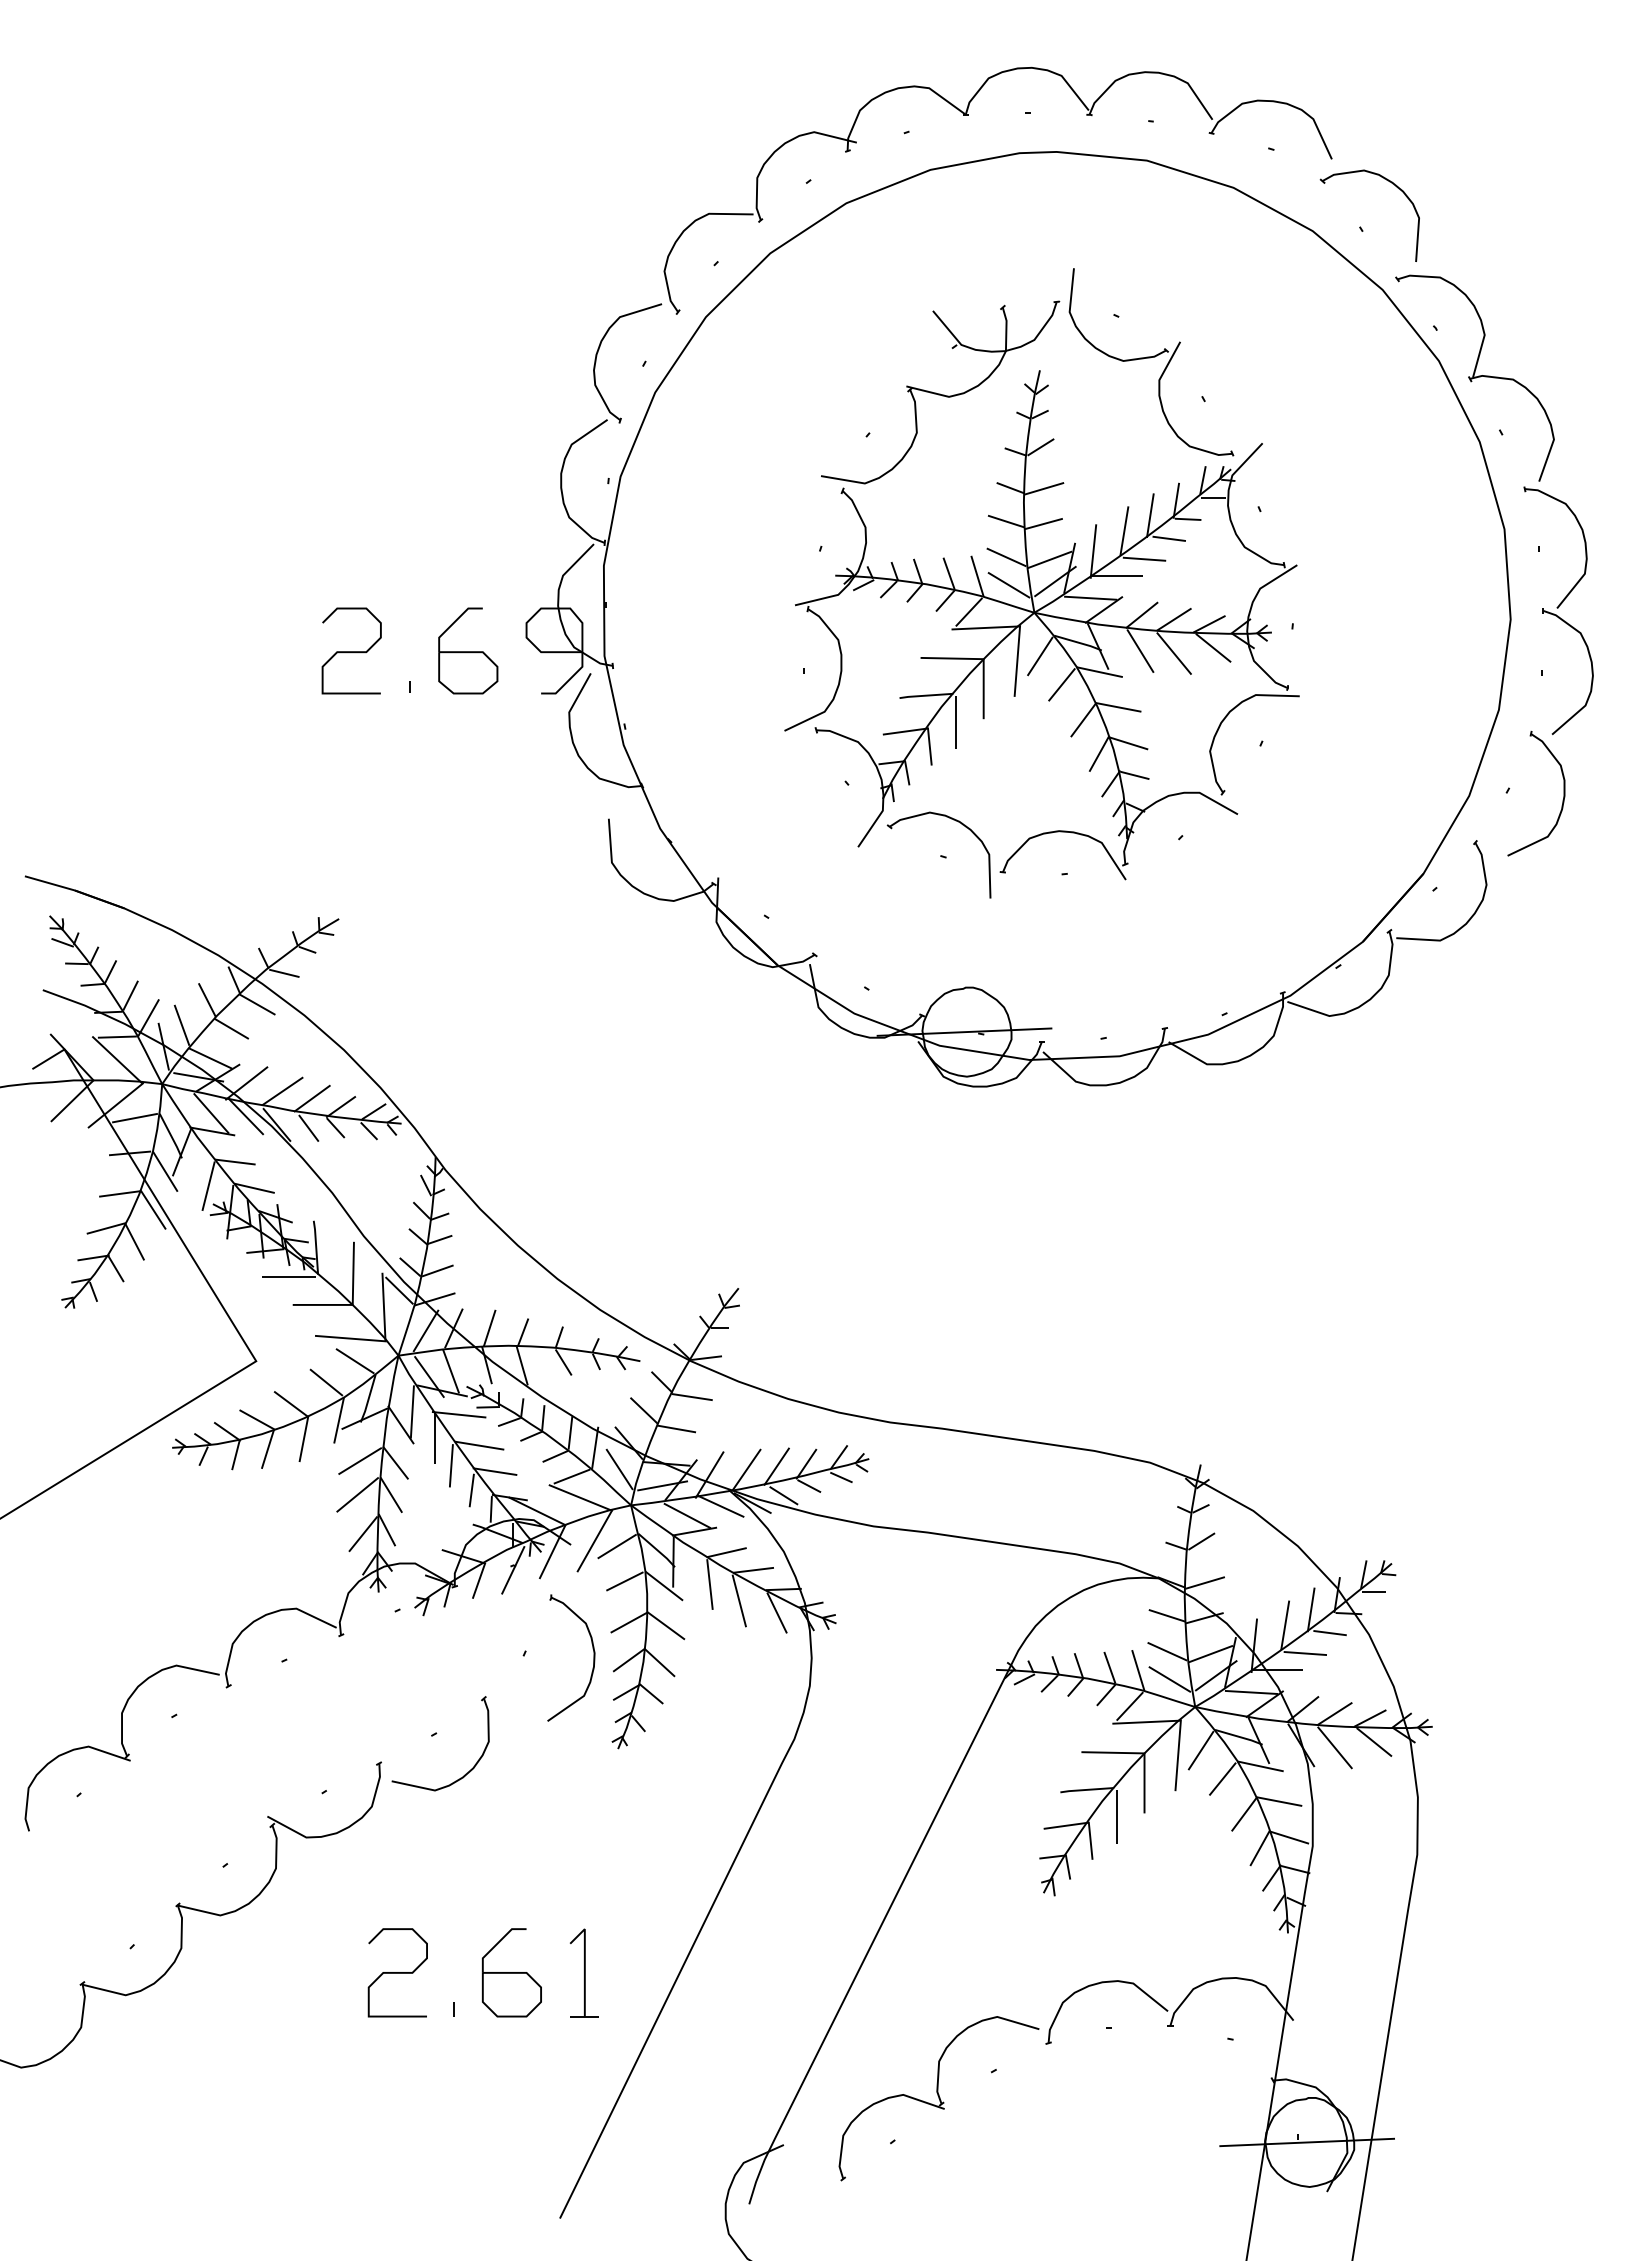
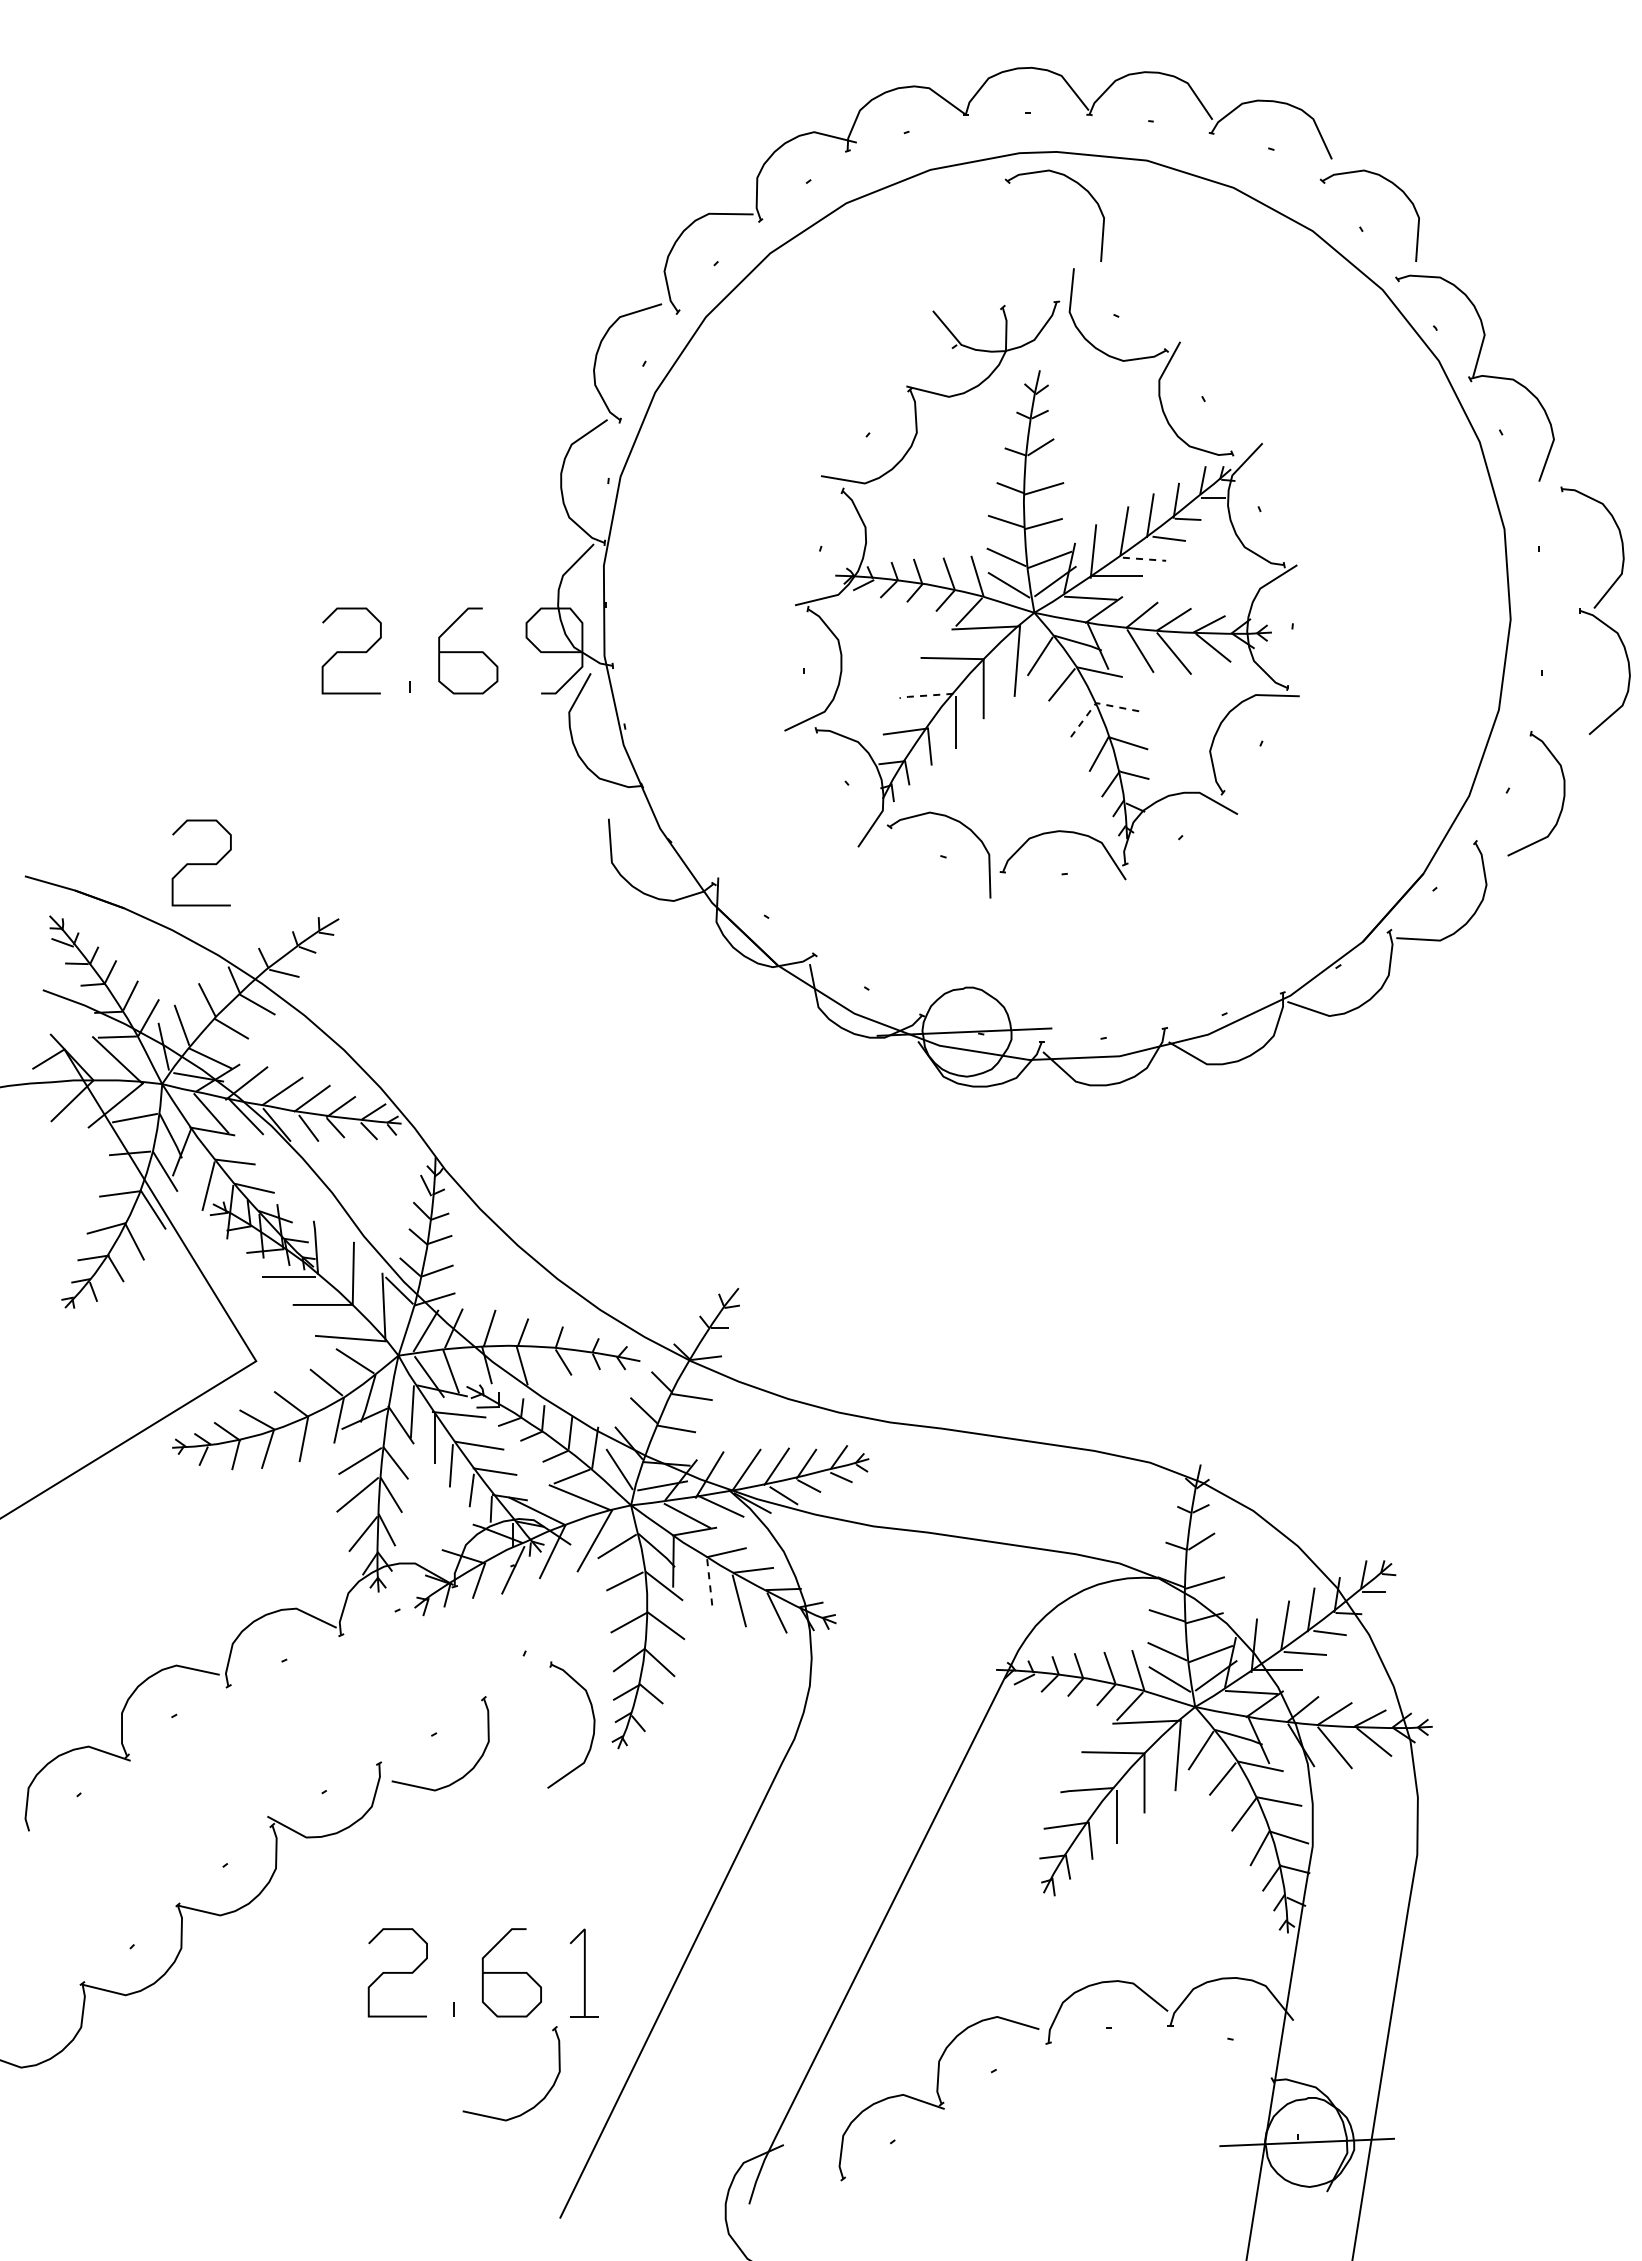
part: none -> present (1074, 182)
line: solid -> dashed (1144, 559)
part position: (1558, 610) -> (1595, 610) (1595, 610)
line: solid -> dashed (925, 695)
line: solid -> dashed (1097, 703)
curve: none -> present (201, 863)
line: solid -> dashed (709, 1584)
part position: (593, 1657) -> (593, 1724) (593, 1724)
part: none -> present (536, 2103)
